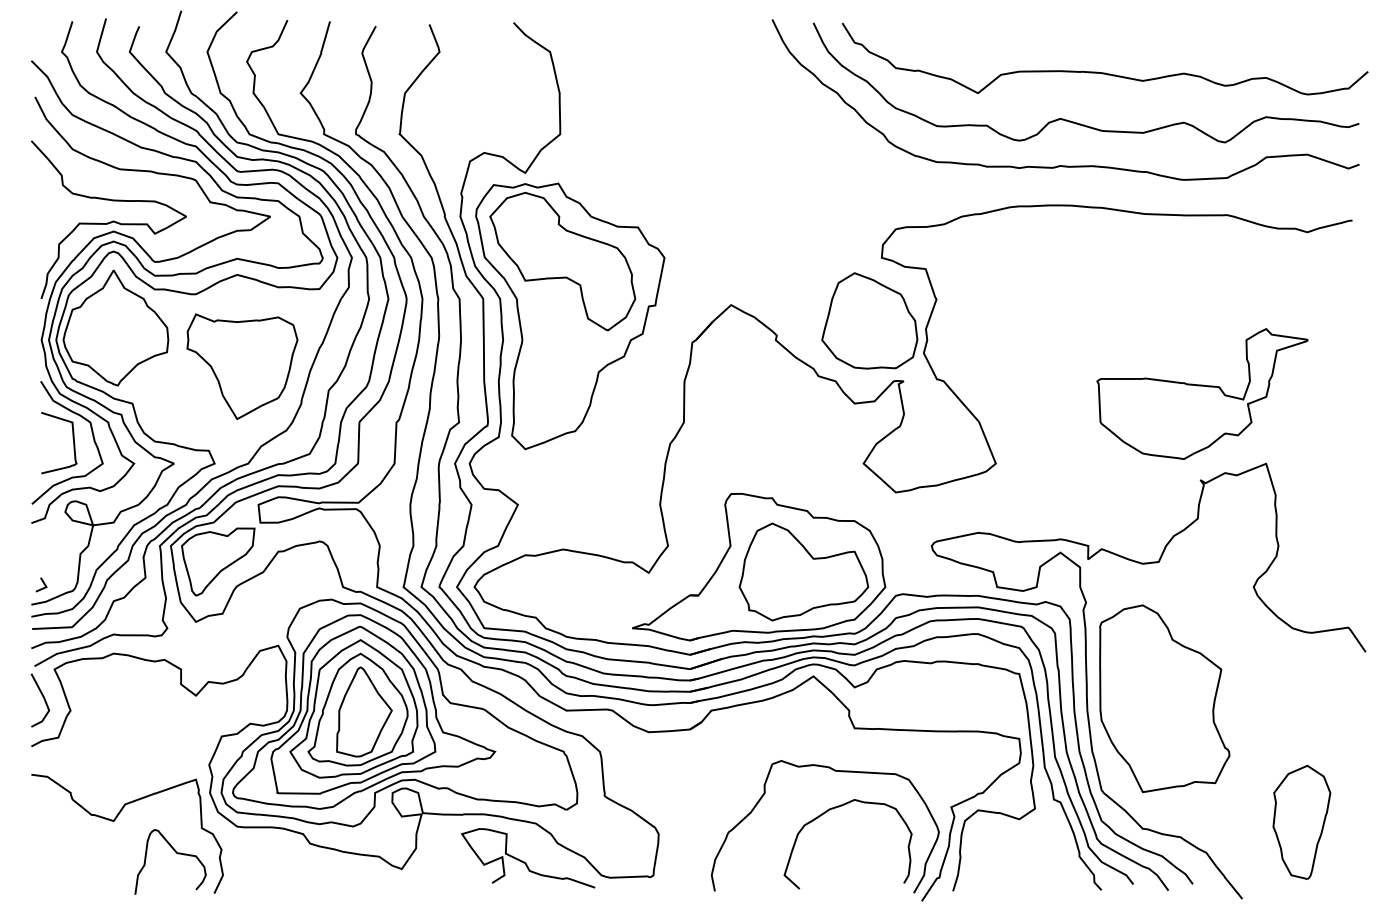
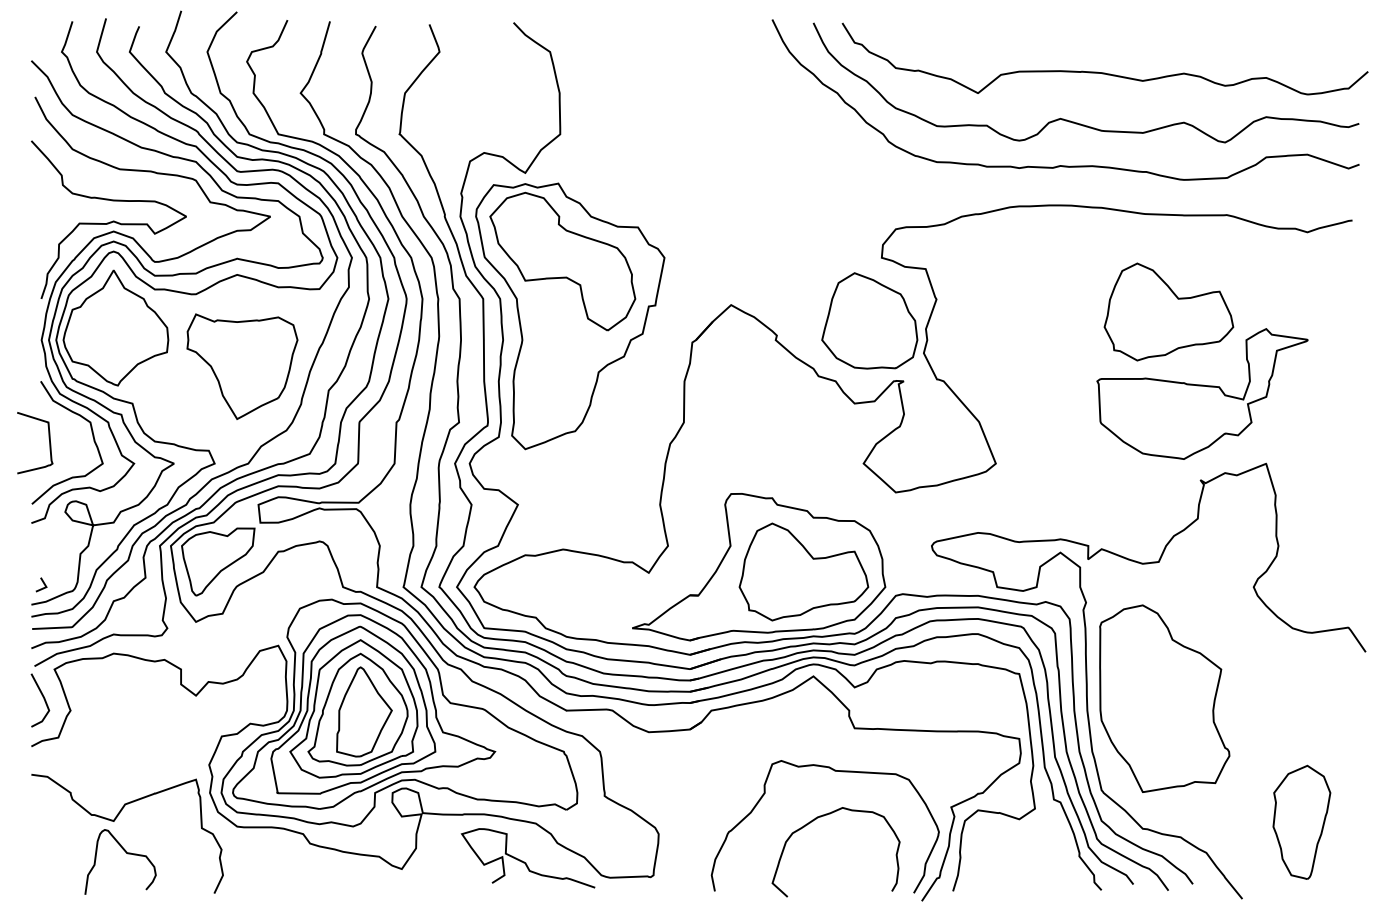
part: none -> present (1168, 311)
curve position: (72, 438) -> (48, 438) (48, 438)
curve position: (836, 808) -> (824, 816) (824, 816)
curve position: (177, 854) -> (127, 854) (127, 854)
